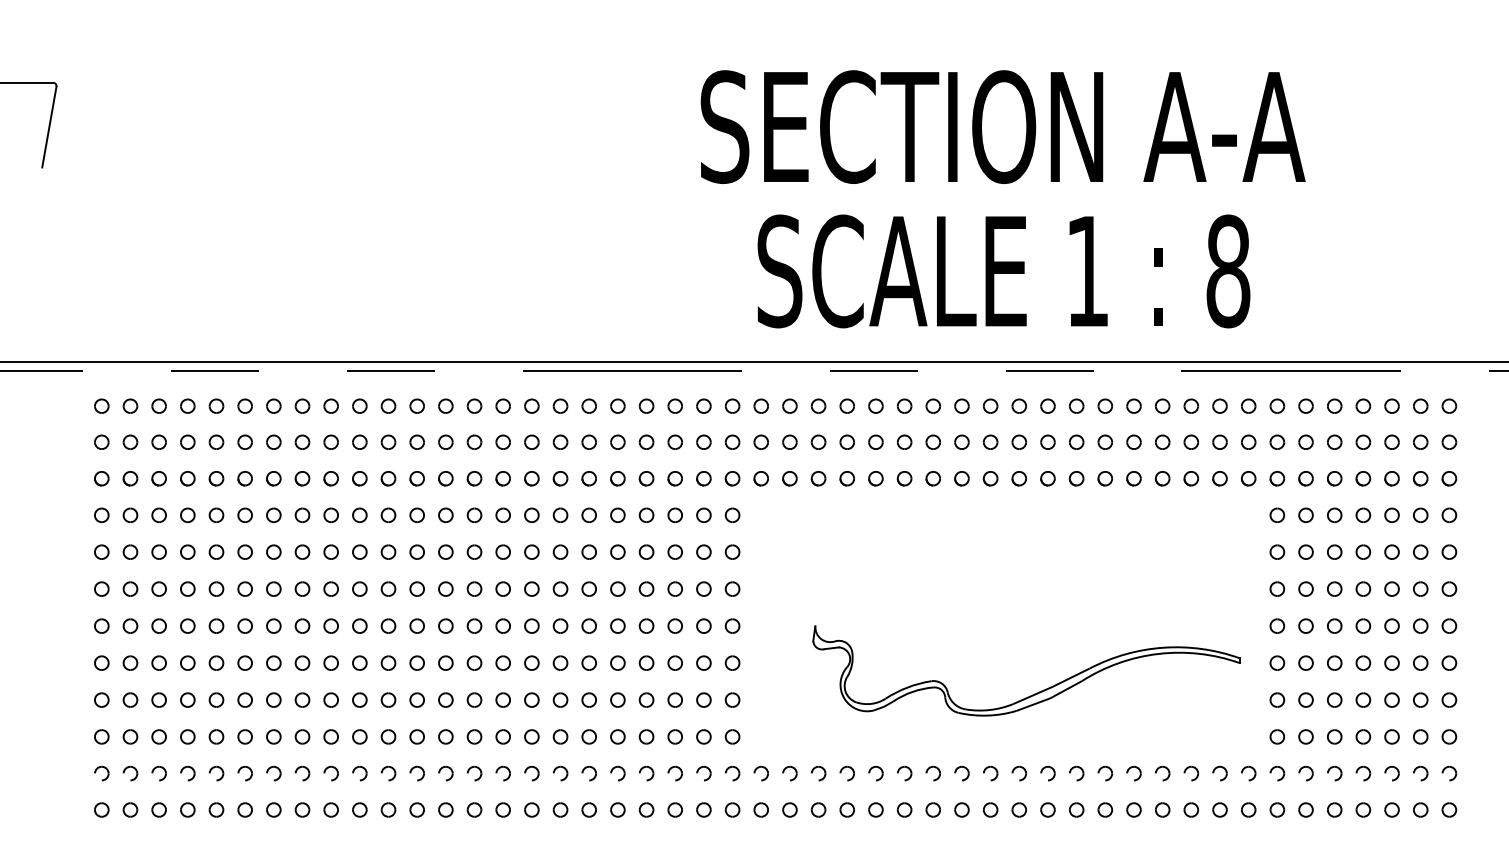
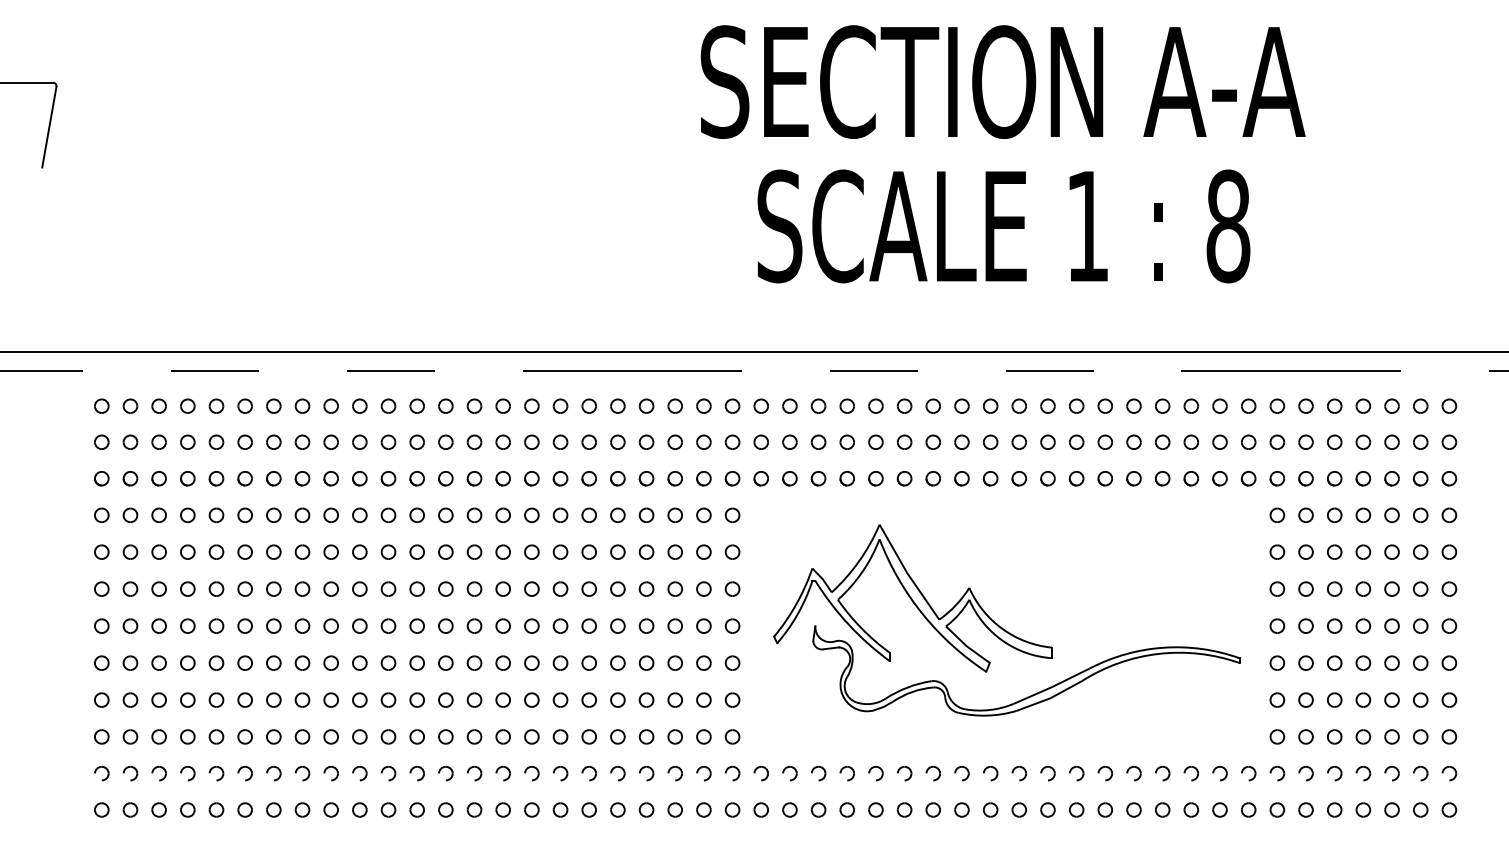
text position: (1002, 199) -> (1002, 154) (1002, 154)
line position: (753, 361) -> (753, 351) (753, 351)
part: none -> present (912, 598)
